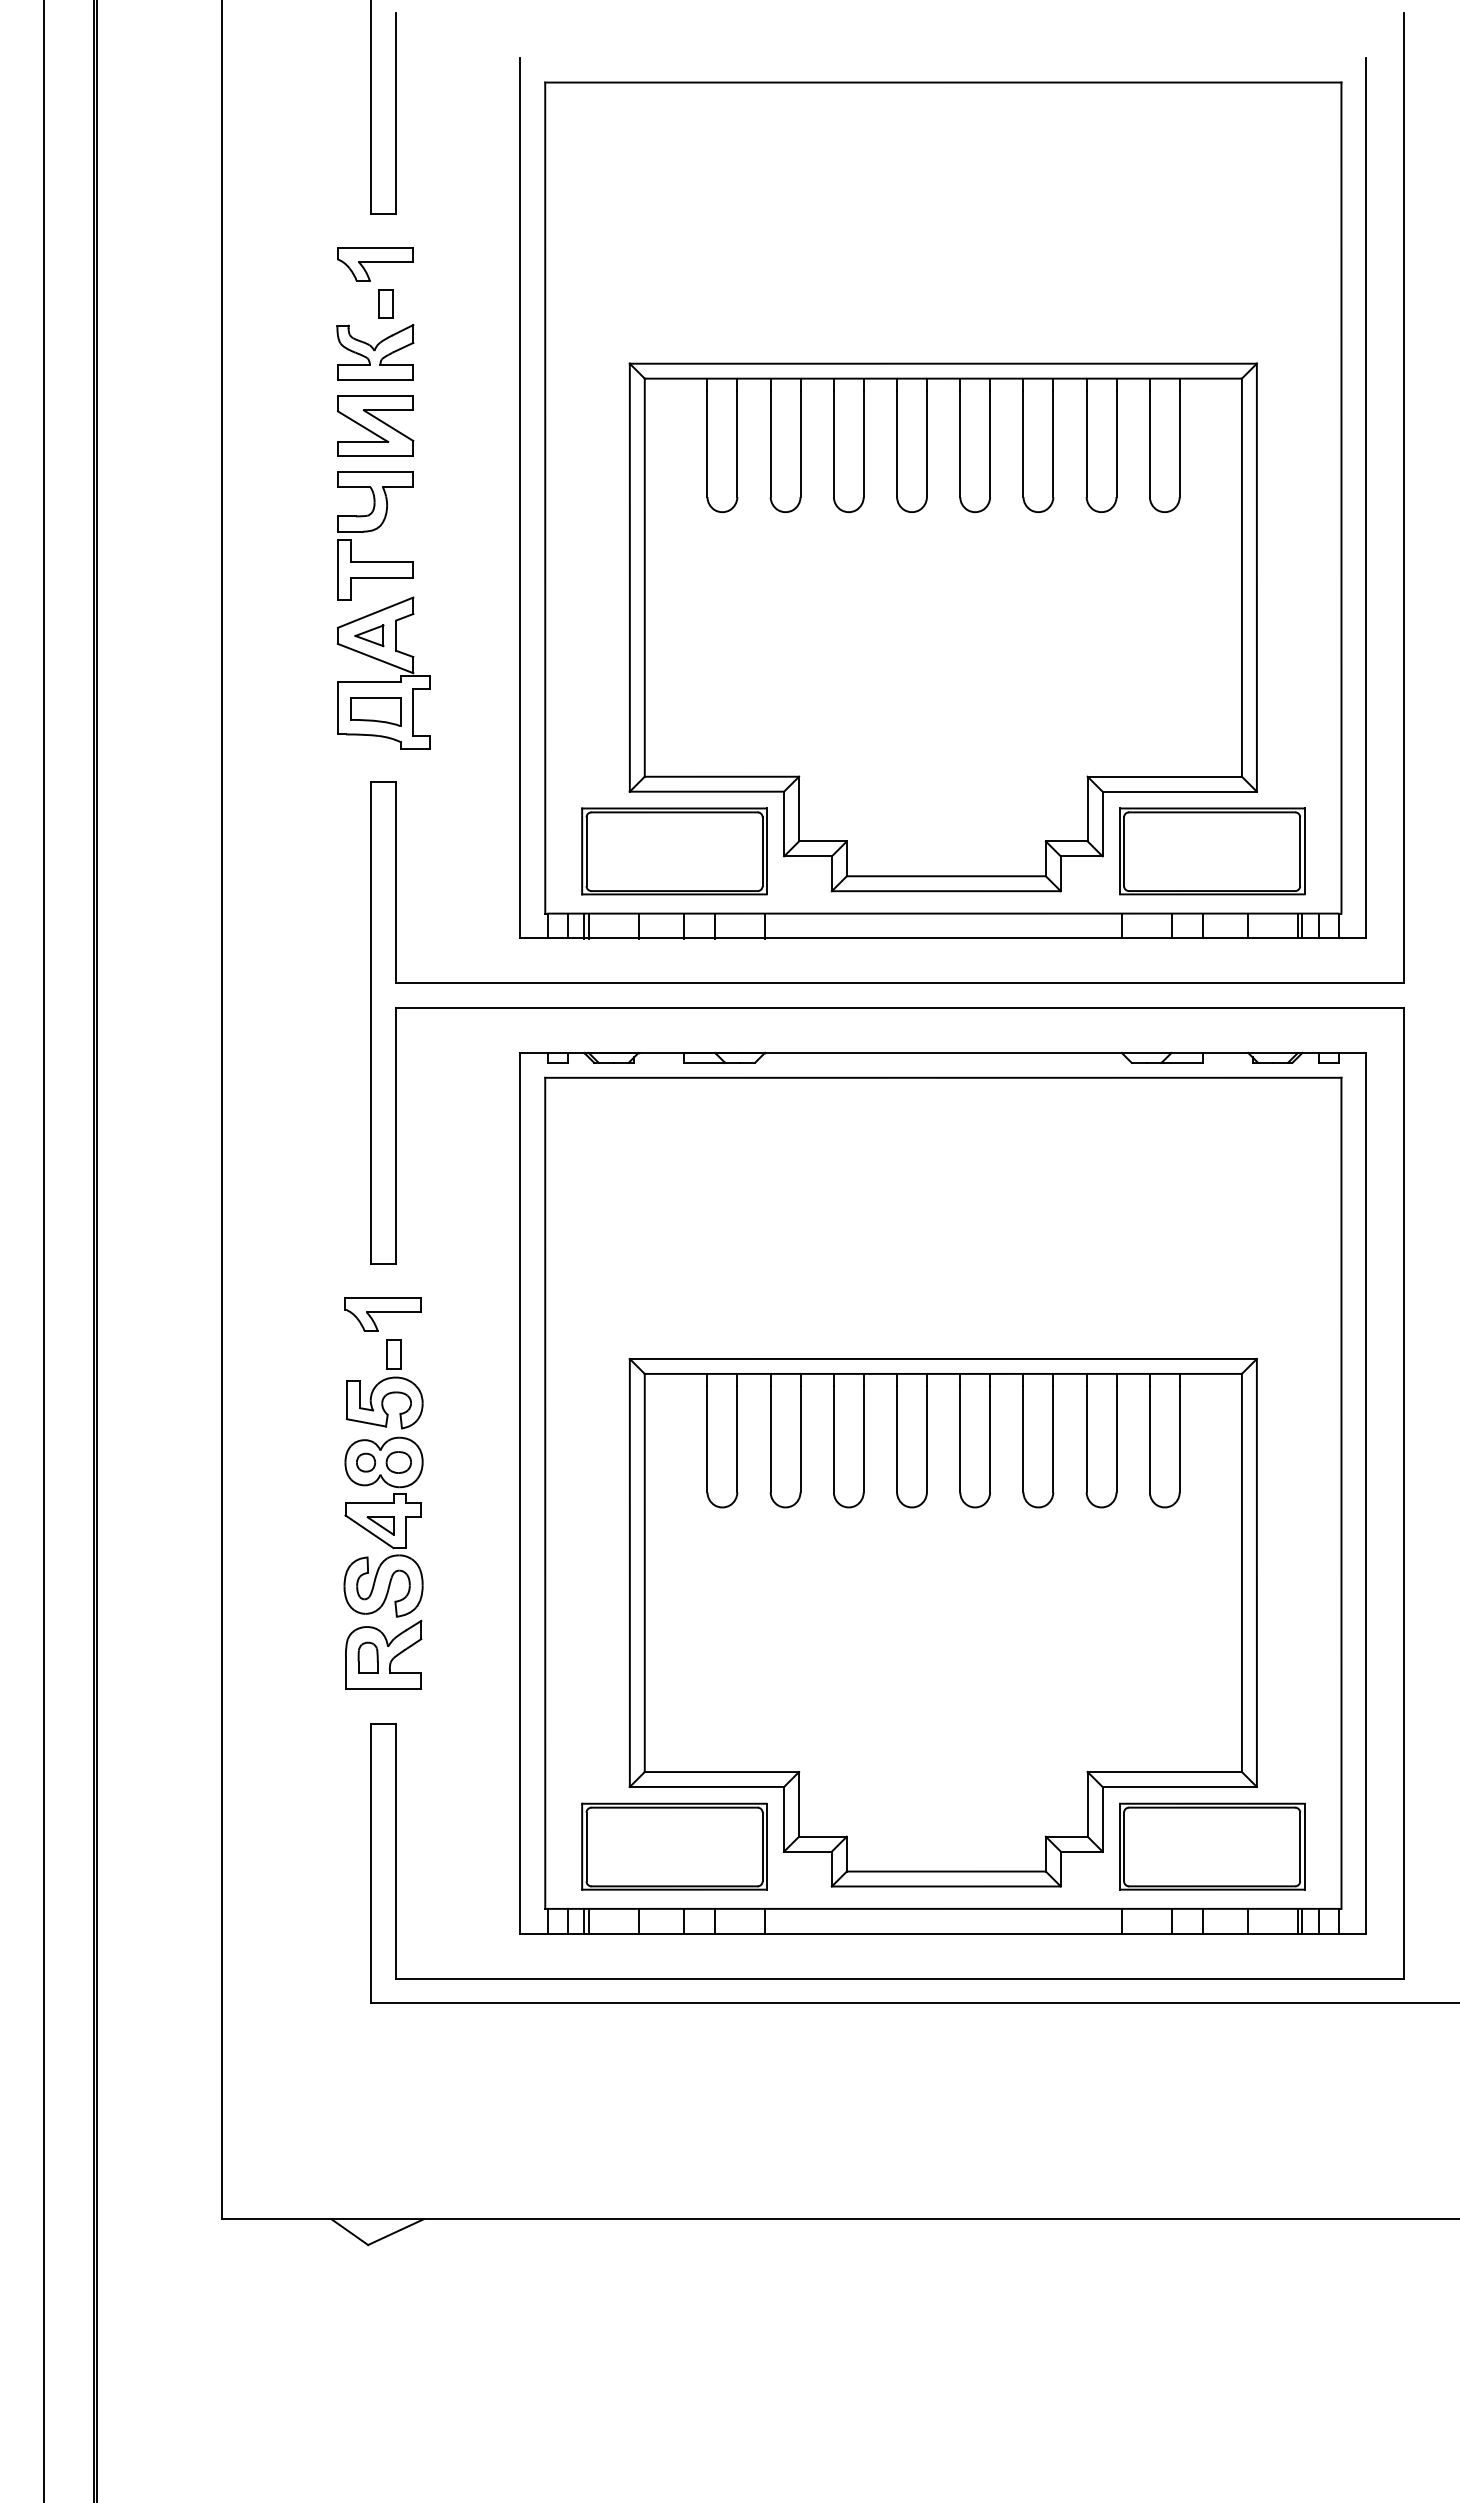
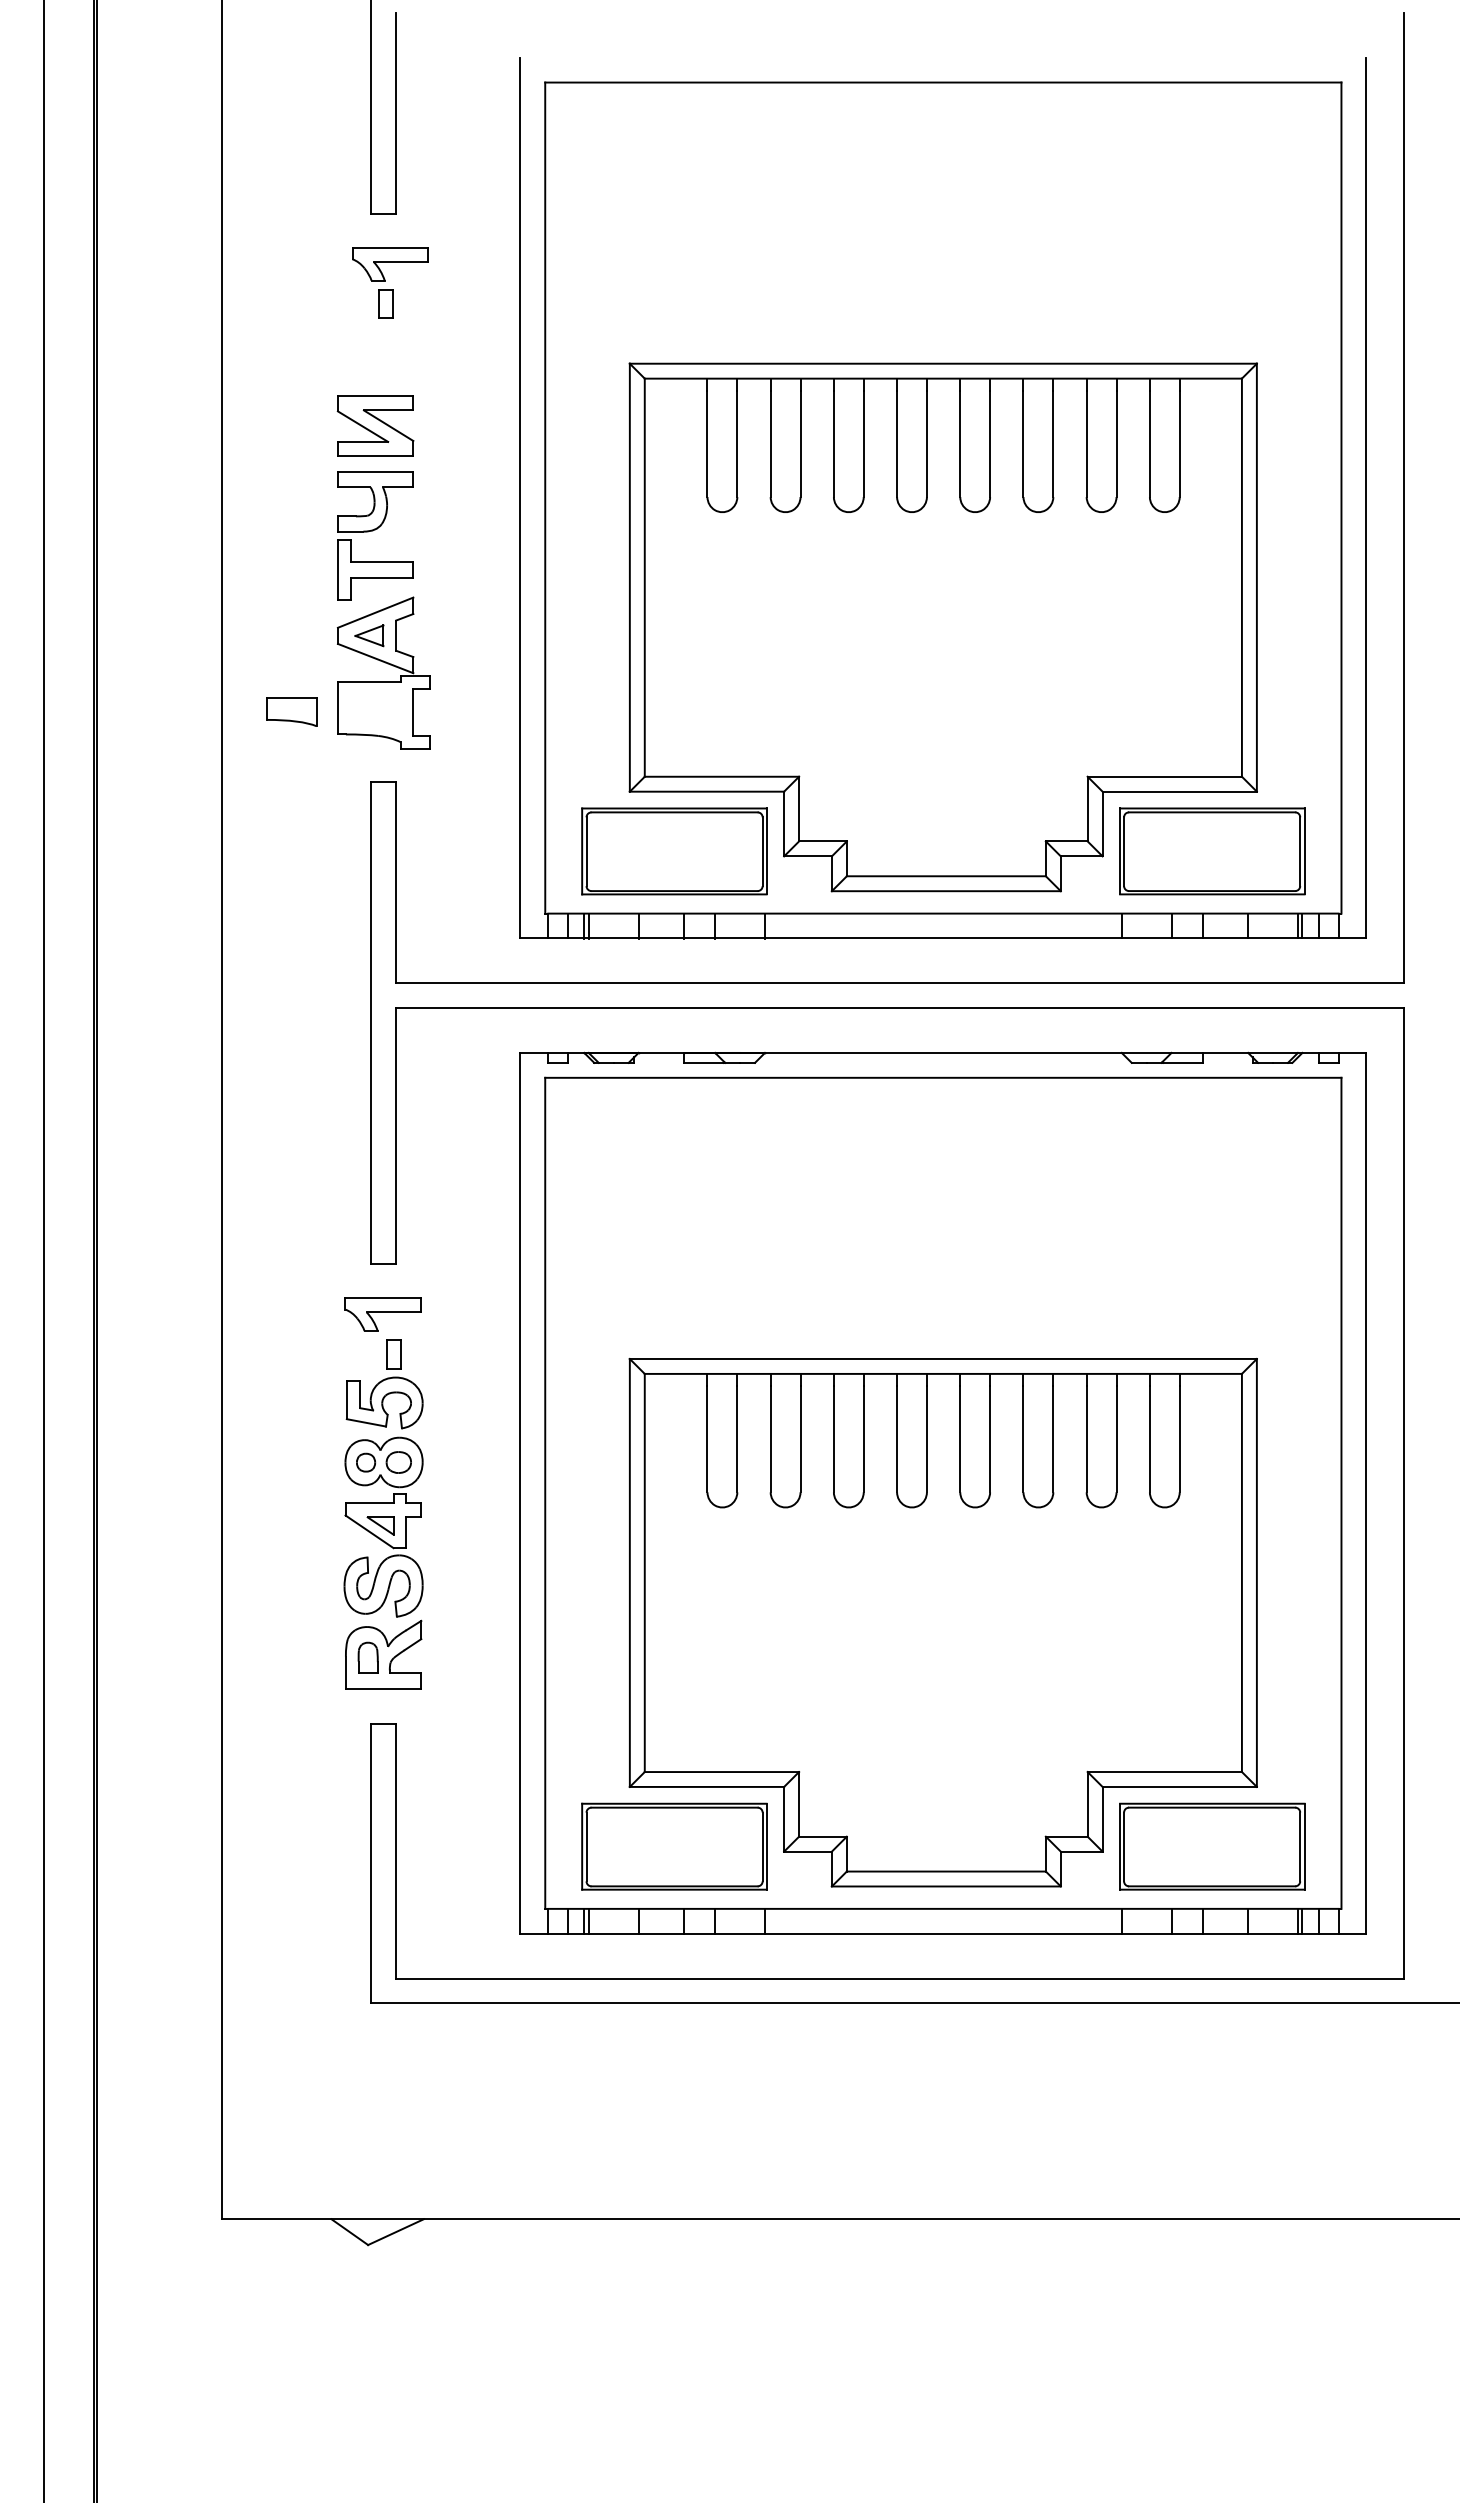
part position: (375, 264) -> (390, 264) (390, 264)
part: present -> none (375, 352)
part position: (375, 711) -> (291, 711) (291, 711)
